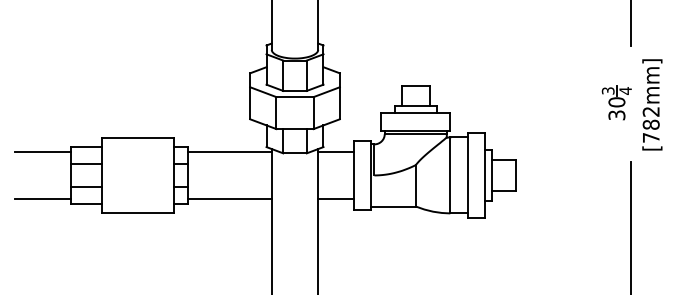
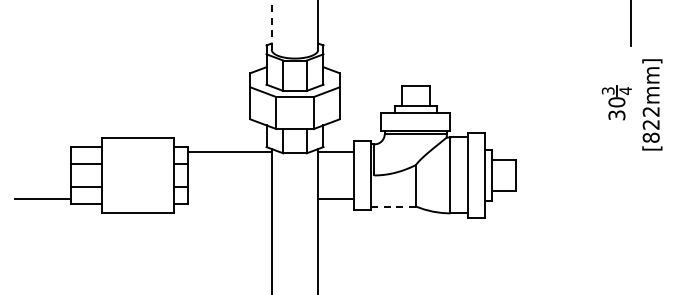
line: solid -> dashed (271, 24)
text: [782mm] -> [822mm] (650, 130)
line: present -> none (42, 152)
line: present -> none (229, 198)
line: solid -> dashed (392, 206)
line: present -> none (631, 226)
